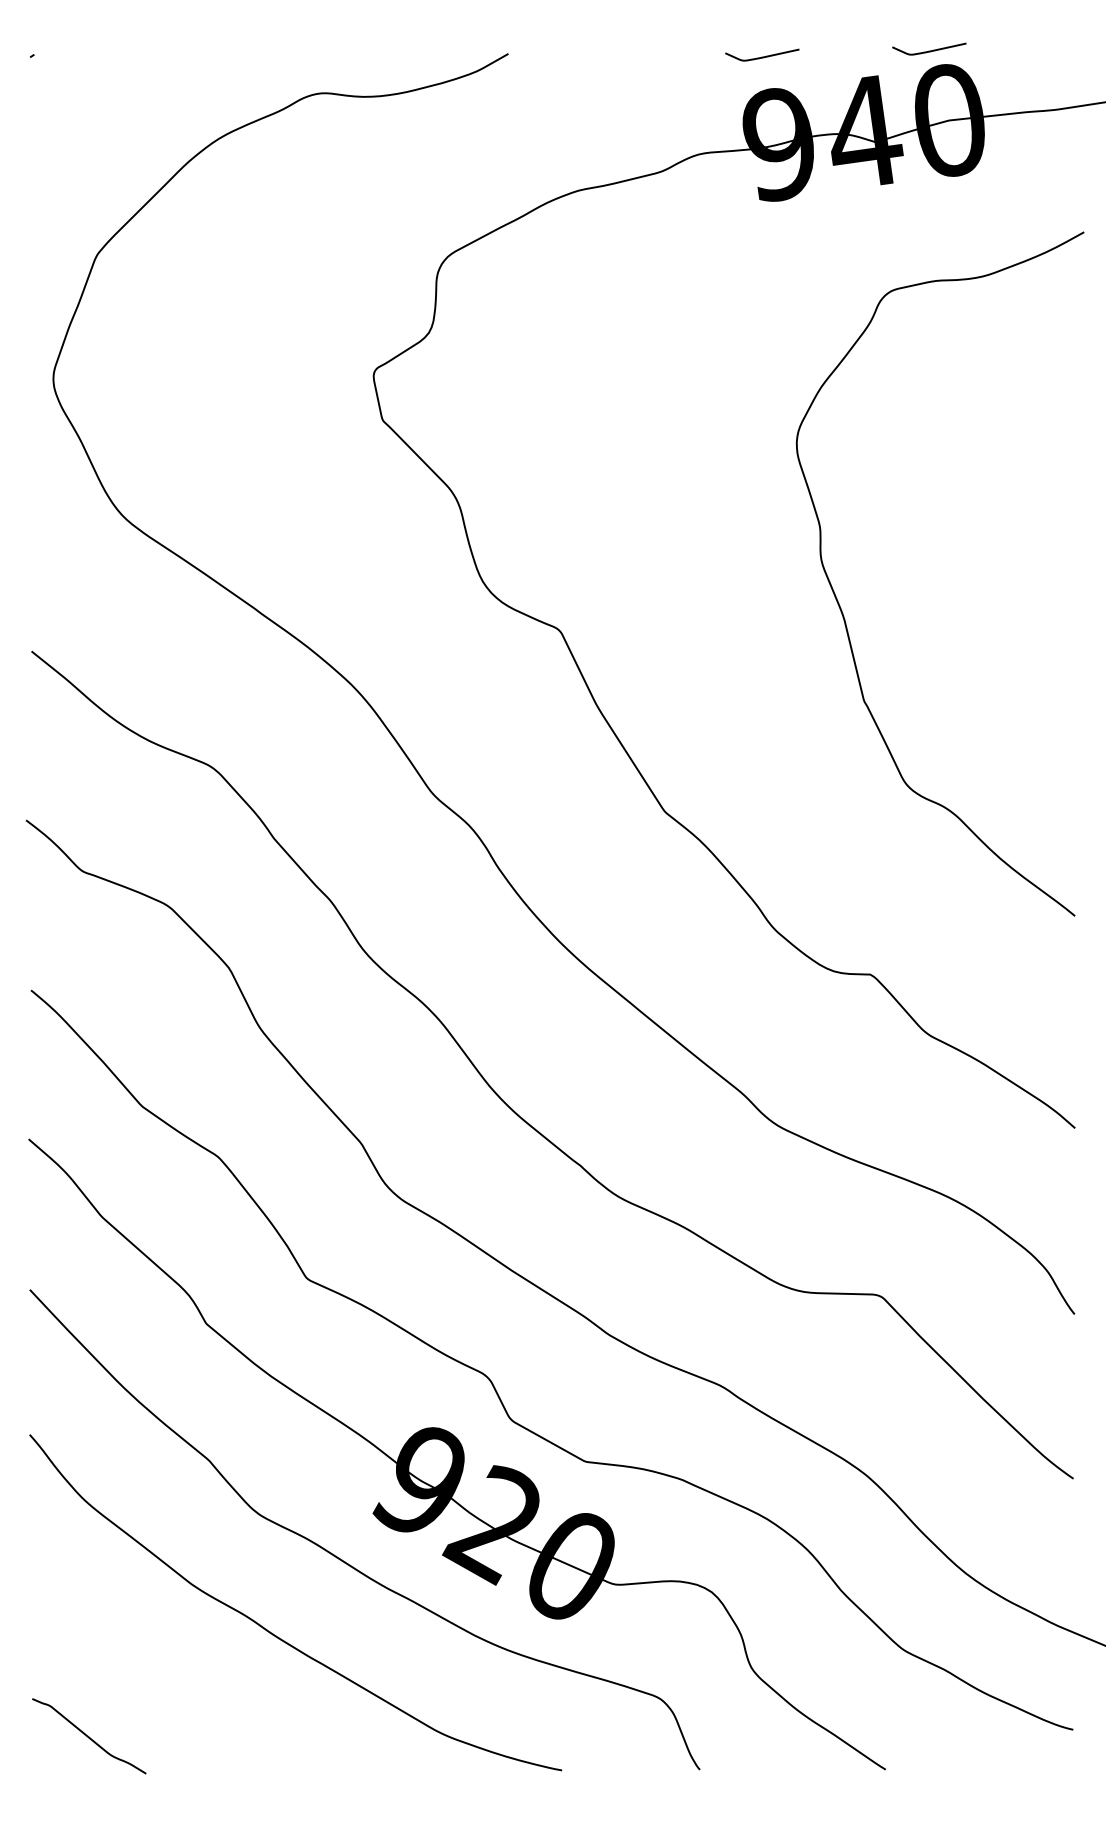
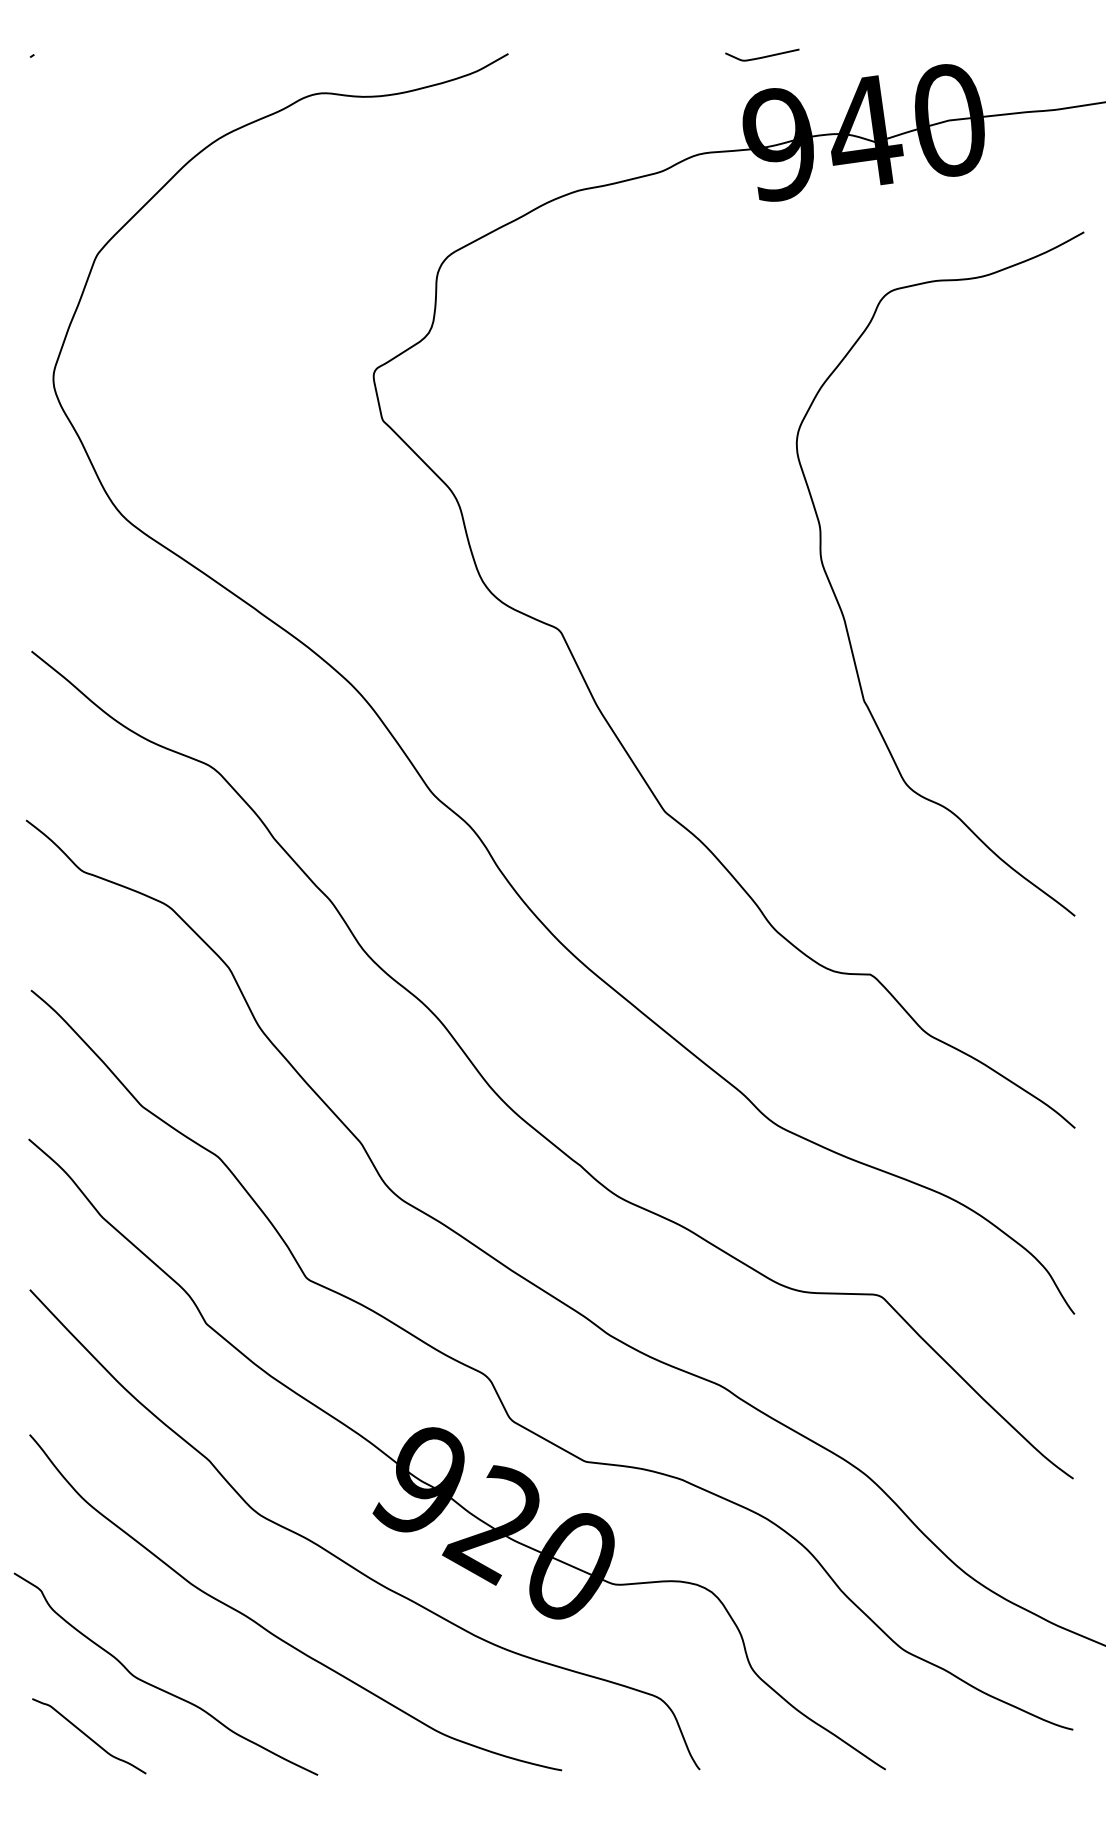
curve: present -> none (929, 50)
curve: none -> present (159, 1687)
